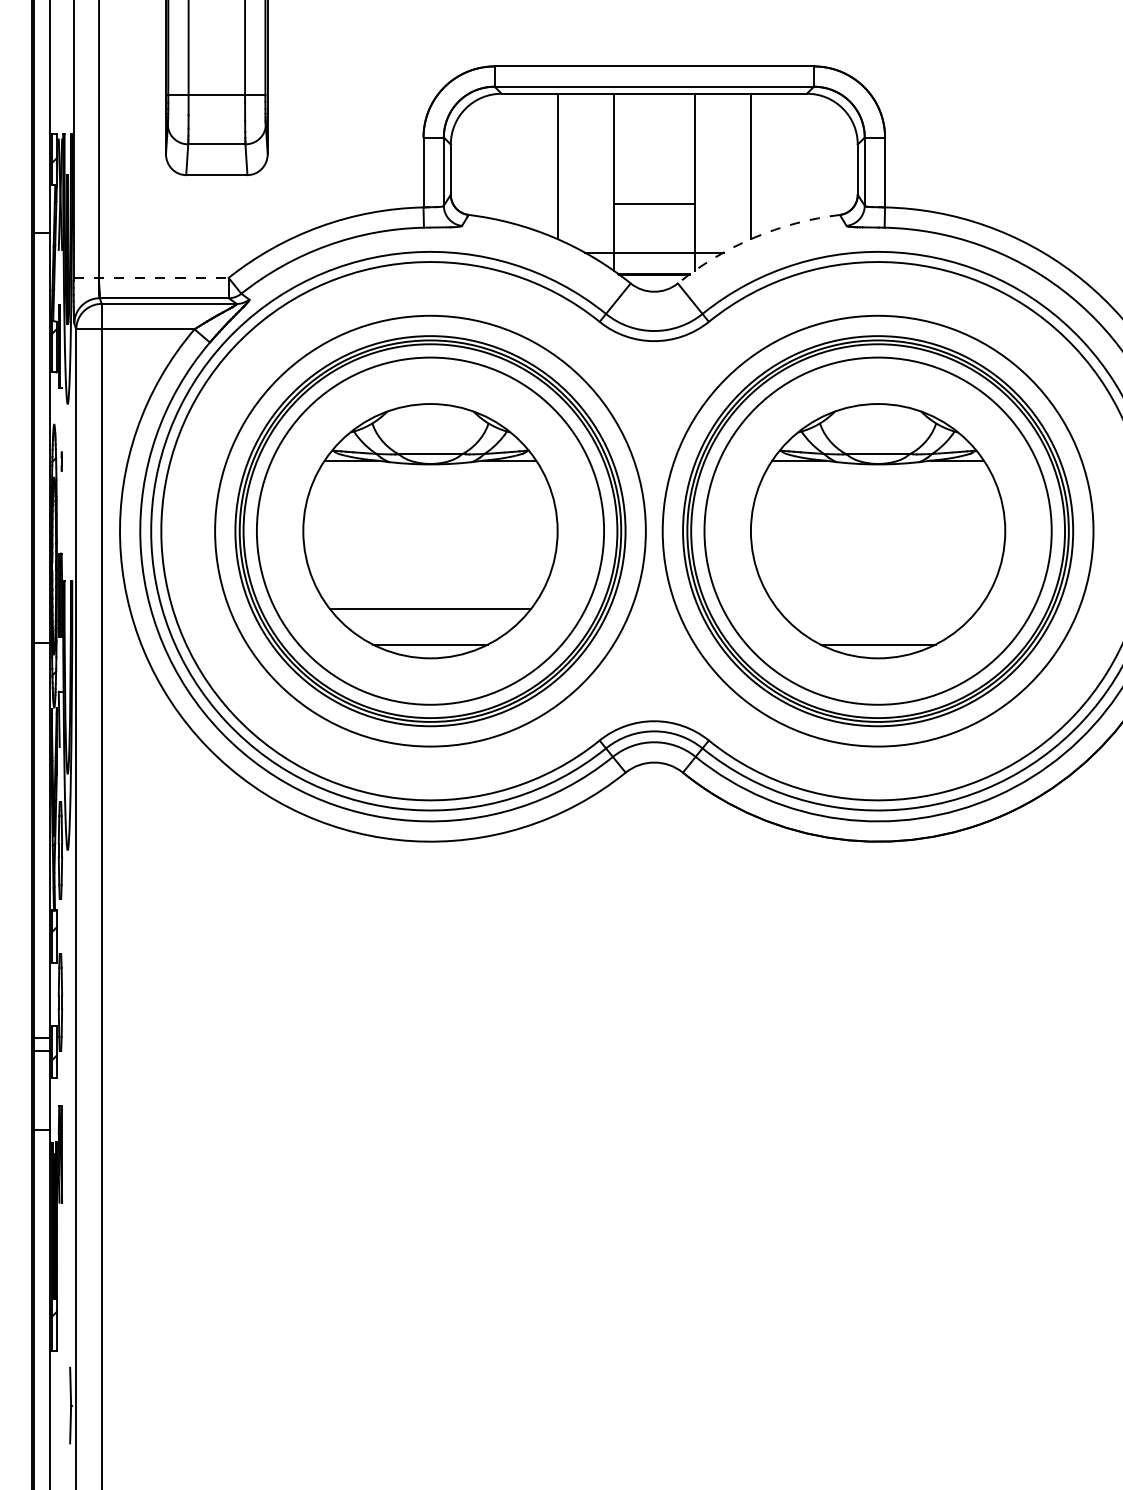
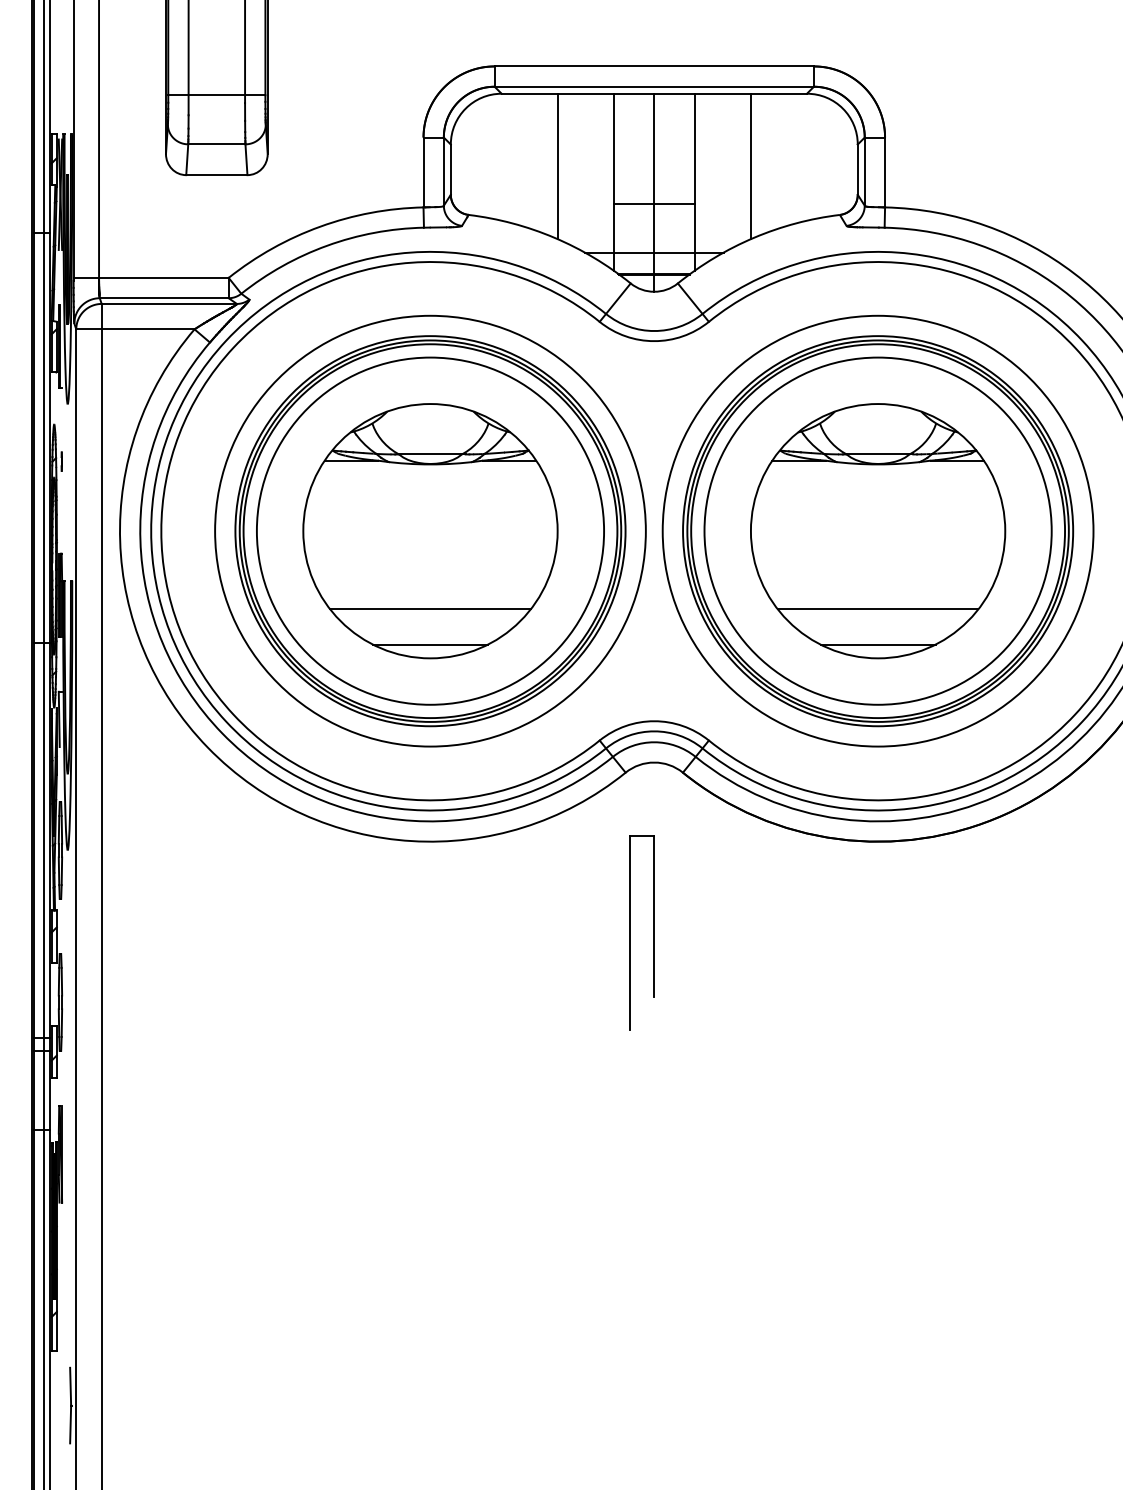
line: none -> present (654, 192)
arc: dashed -> solid (754, 237)
line: dashed -> solid (151, 277)
line: none -> present (877, 609)
line: none -> present (43, 744)
part: none -> present (630, 932)
